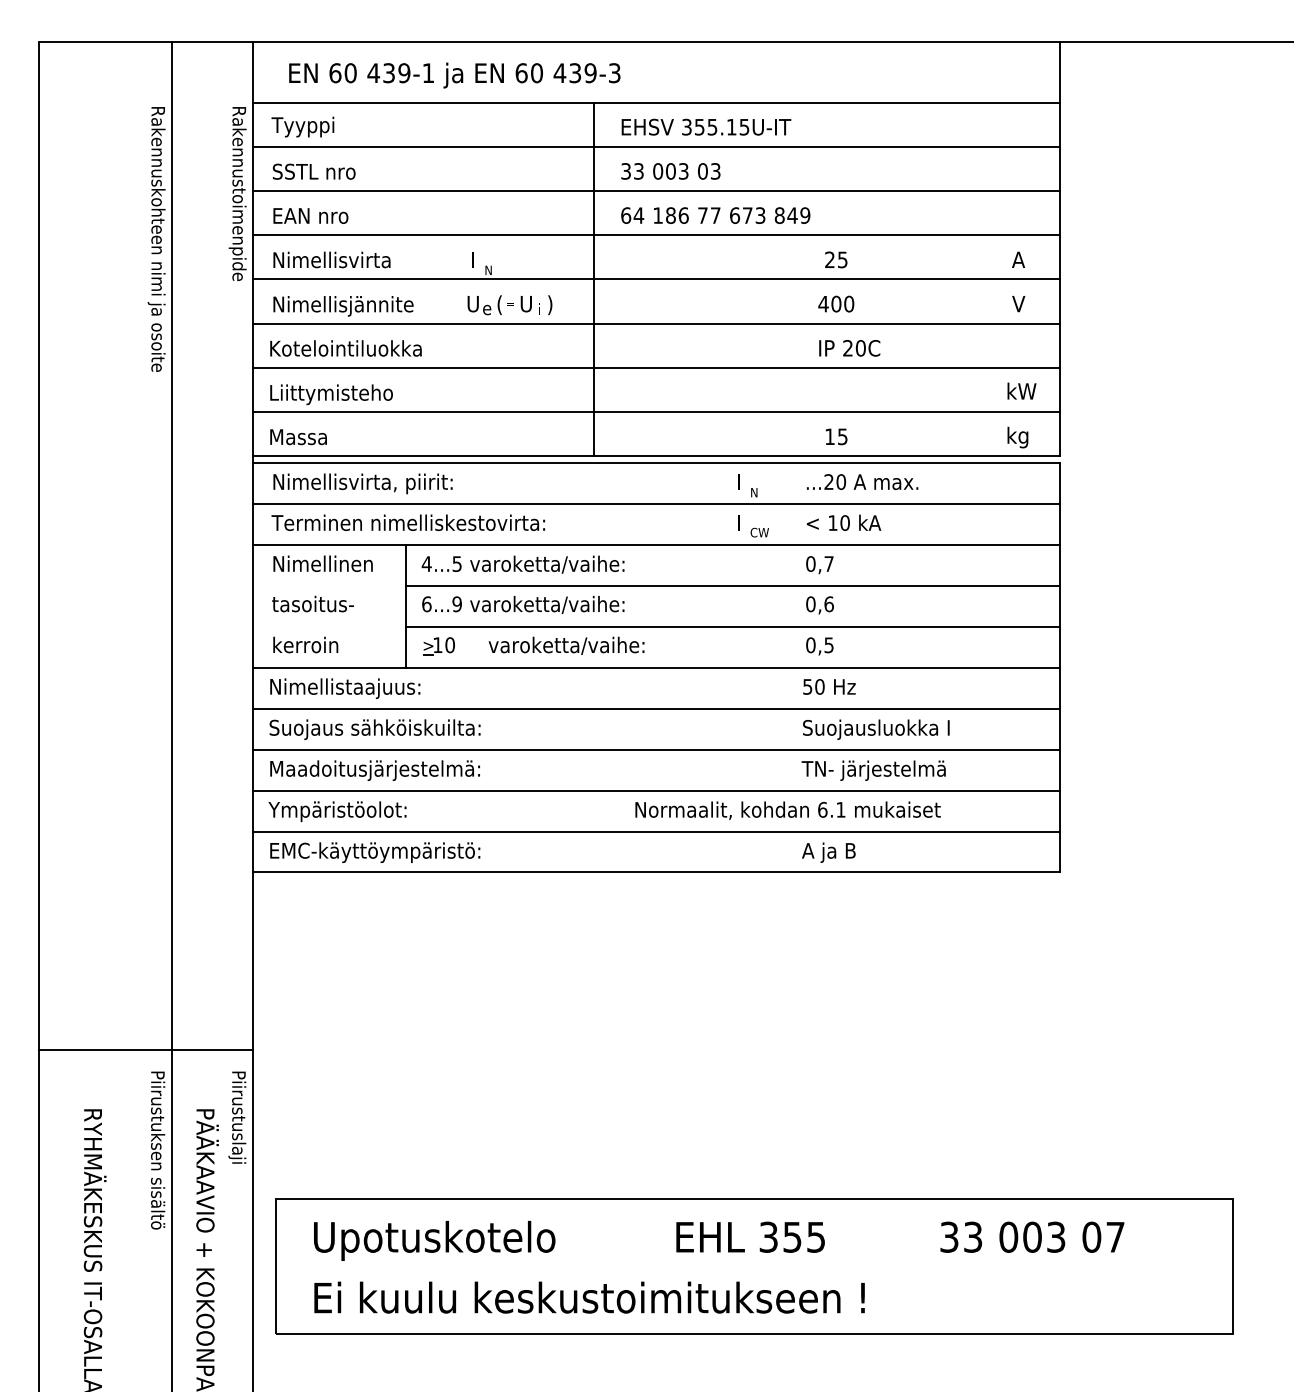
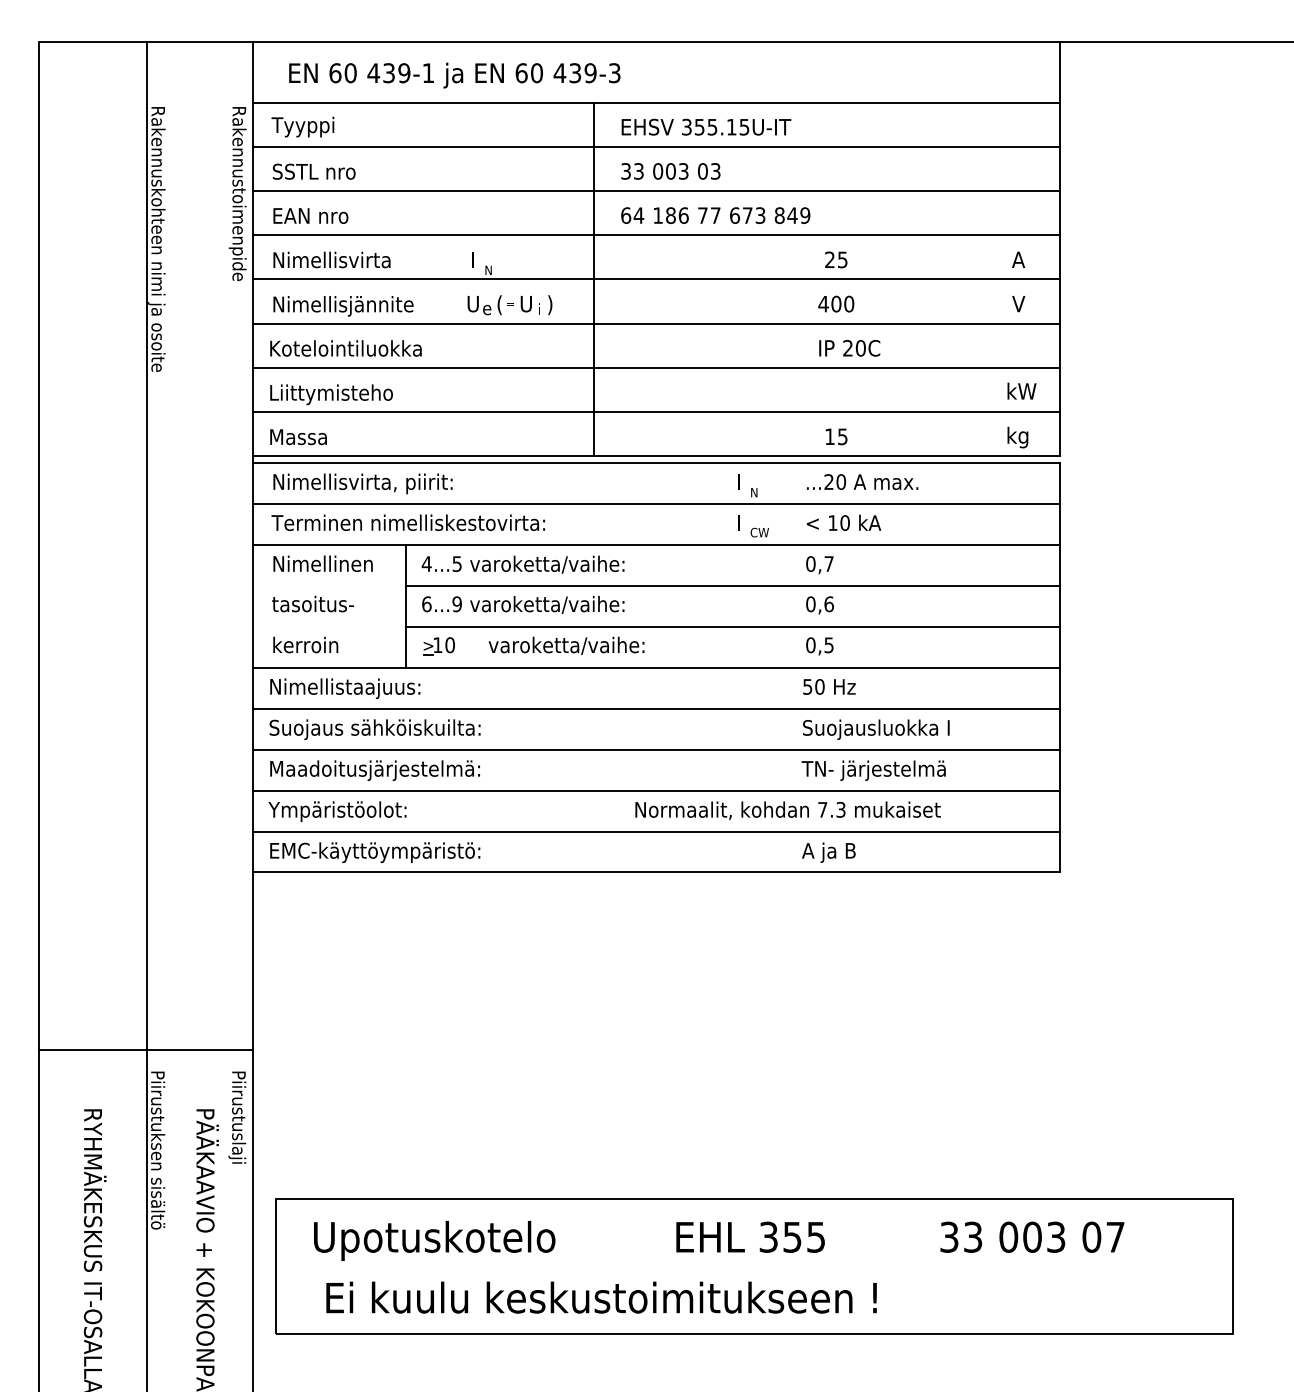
line position: (171, 714) -> (146, 714) (146, 714)
text: 6.1 -> 7.3 (831, 809)
text position: (589, 1297) -> (601, 1297) (601, 1297)
